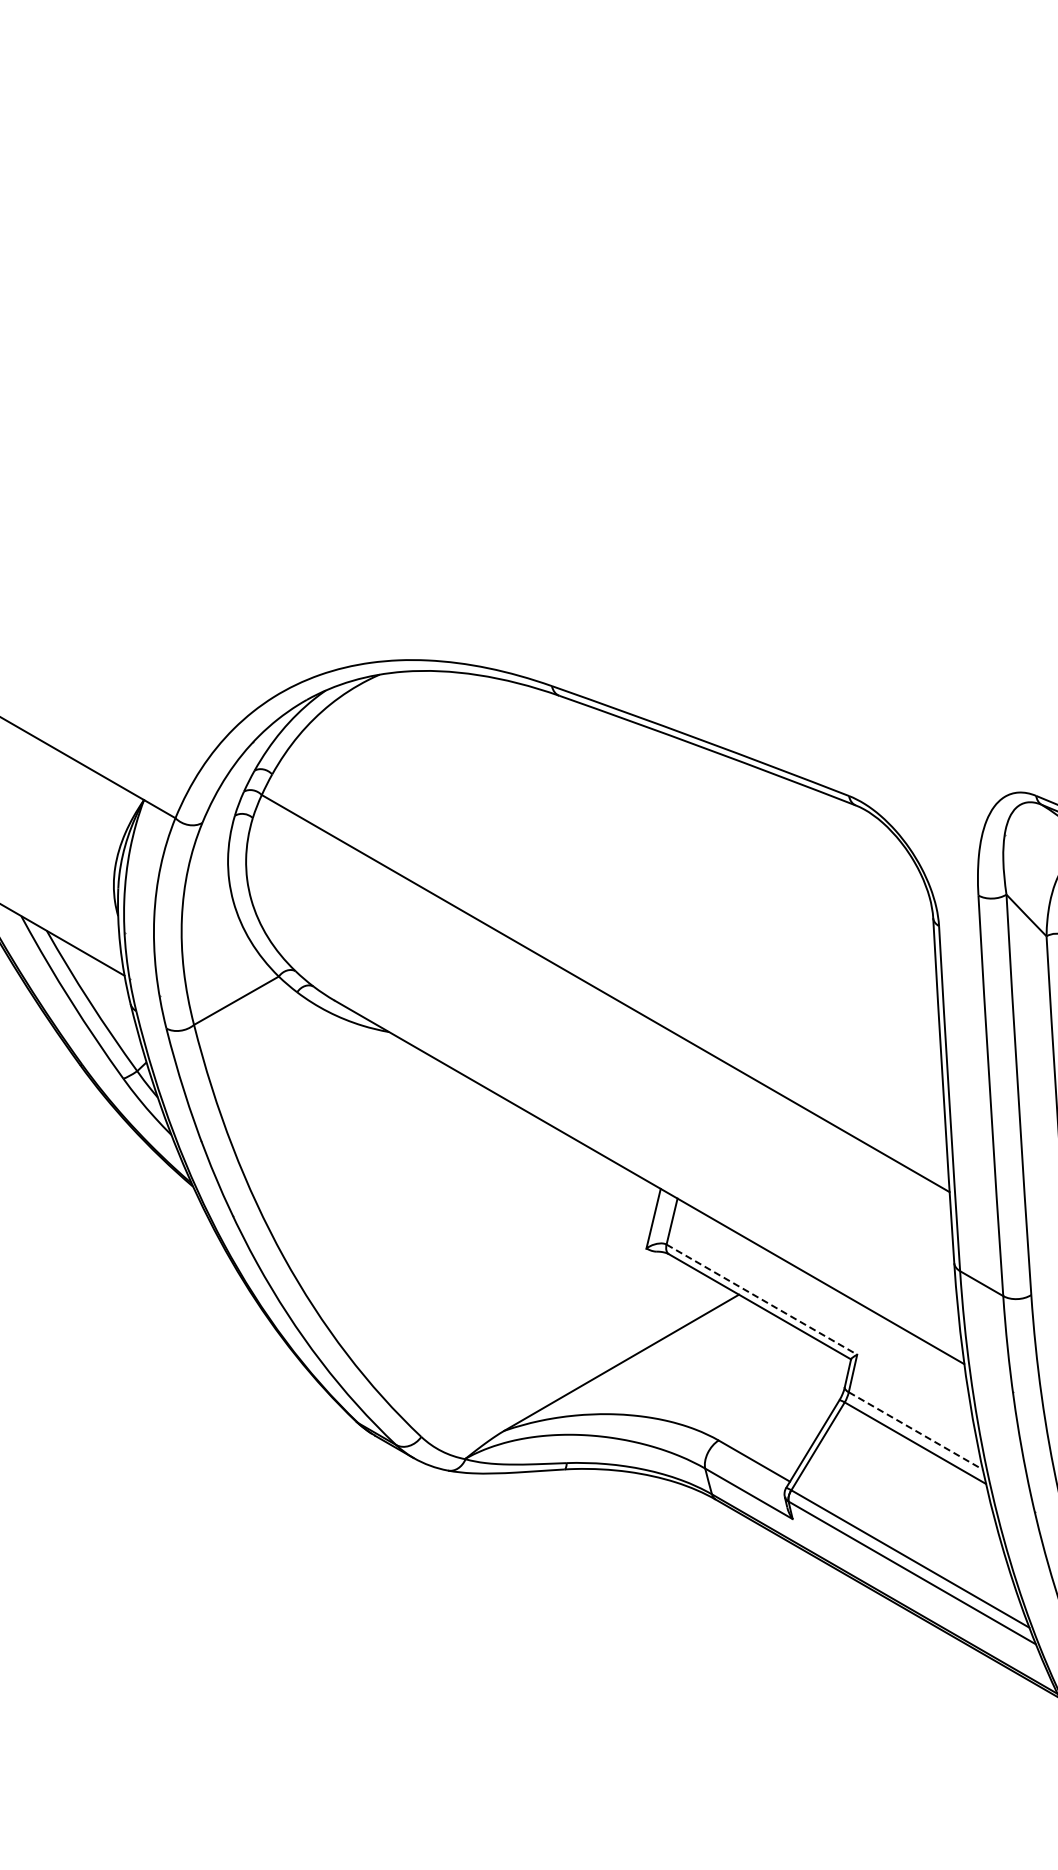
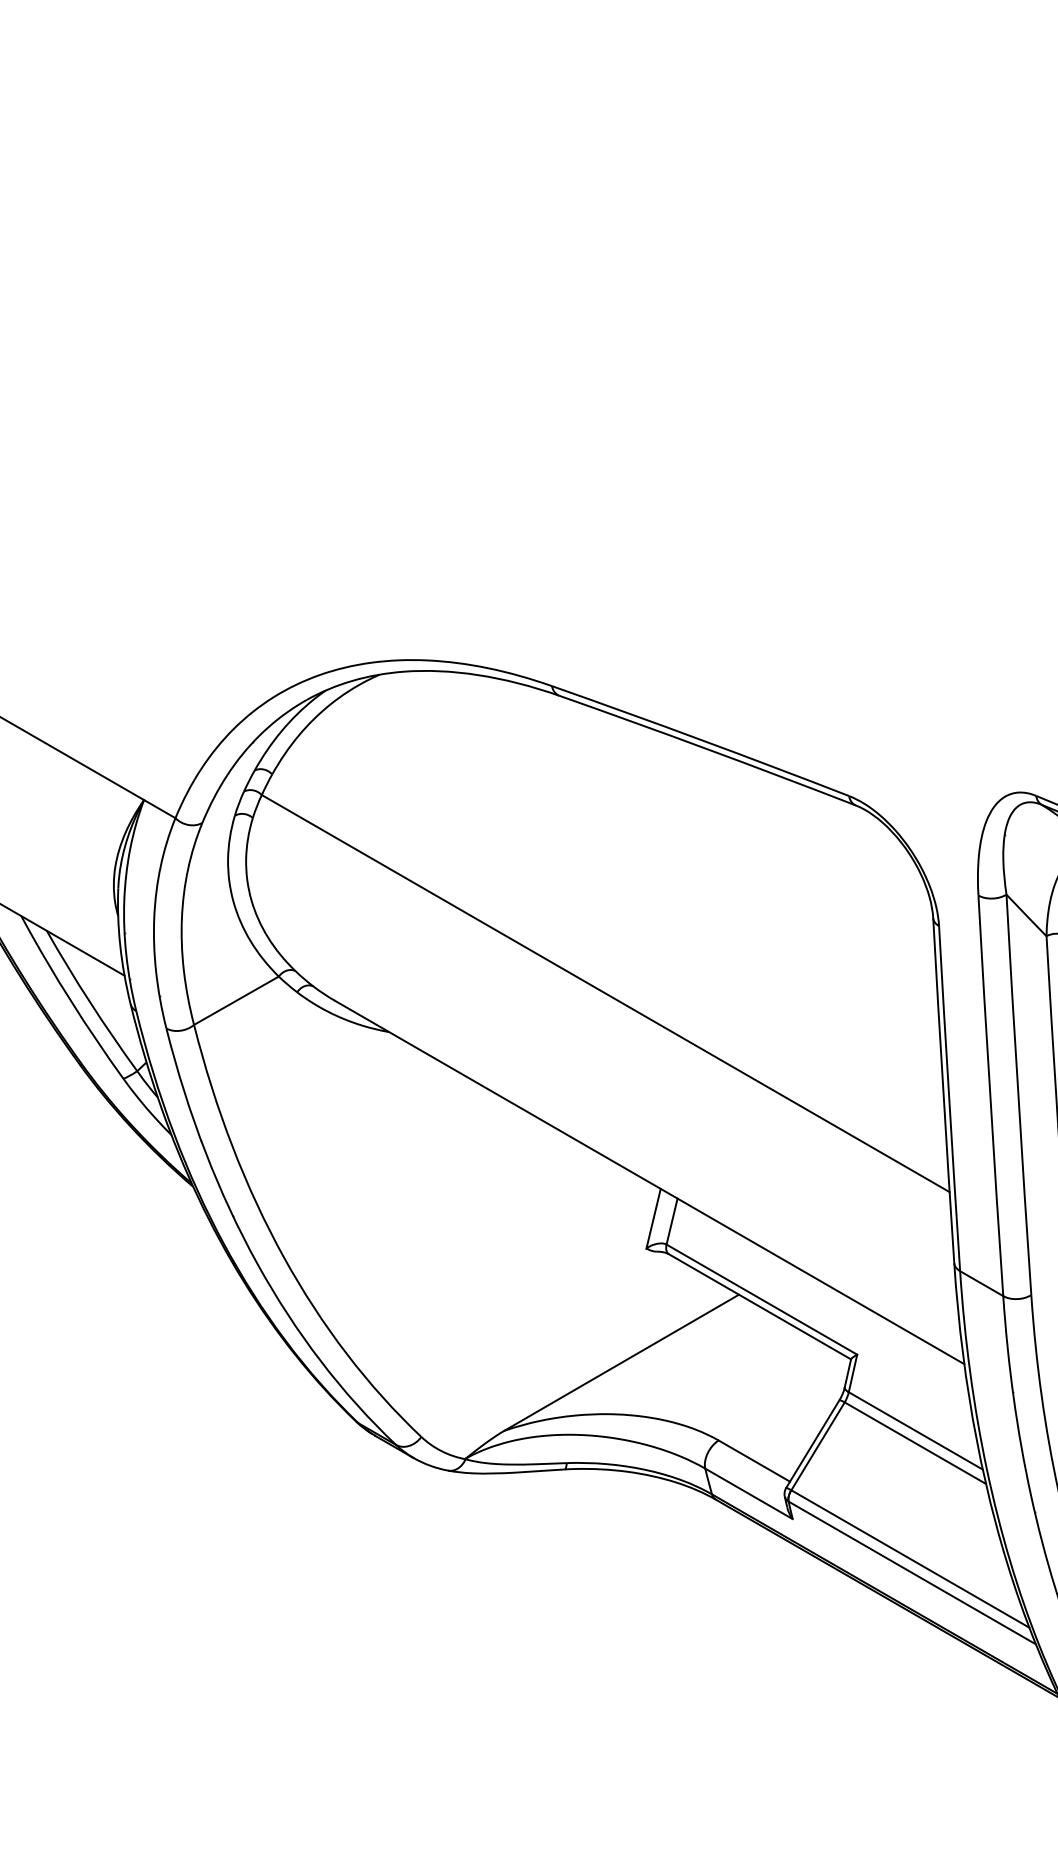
line: dashed -> solid (762, 1299)
line: dashed -> solid (916, 1431)
